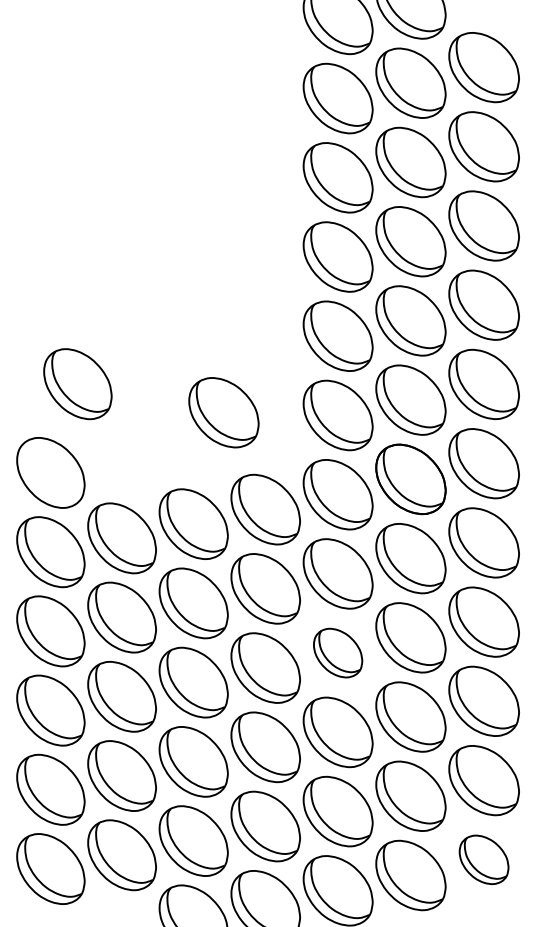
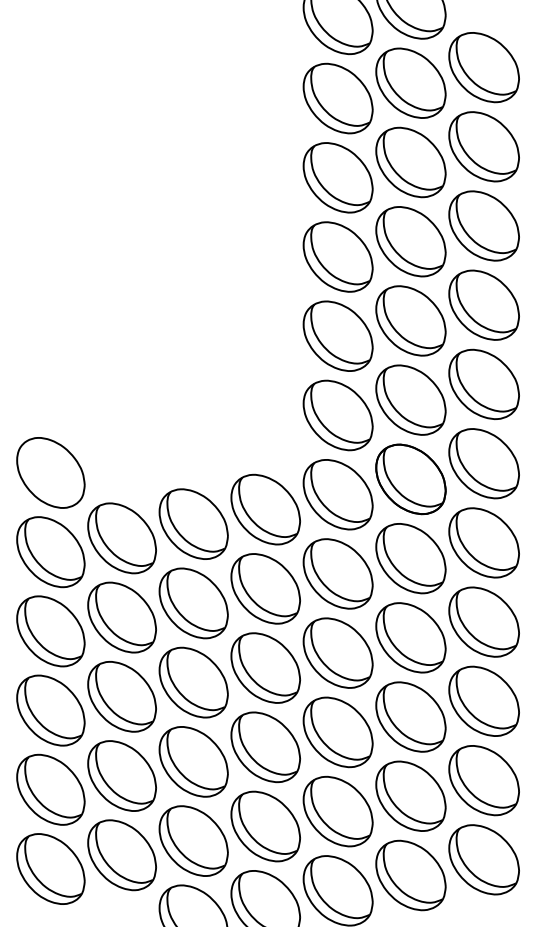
part: present -> none (77, 384)
part: present -> none (223, 412)
part size: 51x52 px -> 72x72 px (337, 652)
part size: 52x51 px -> 72x72 px (483, 859)
